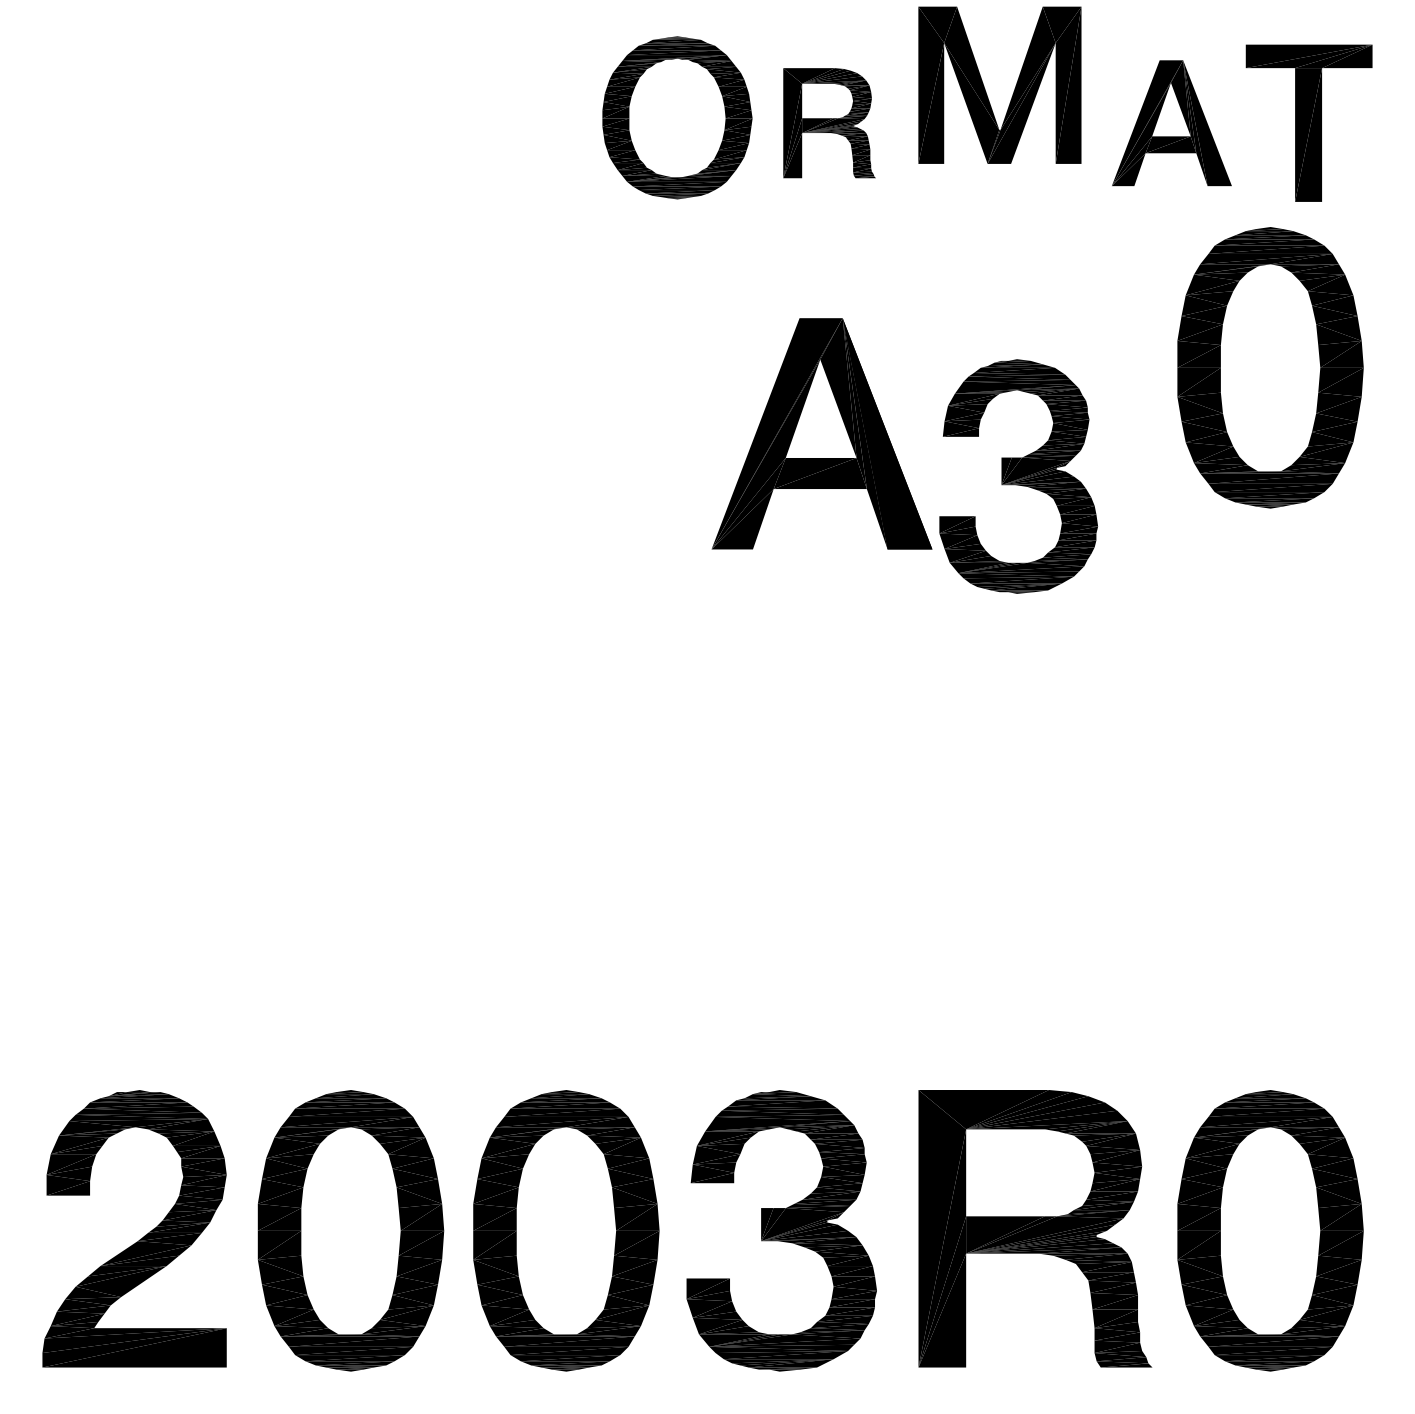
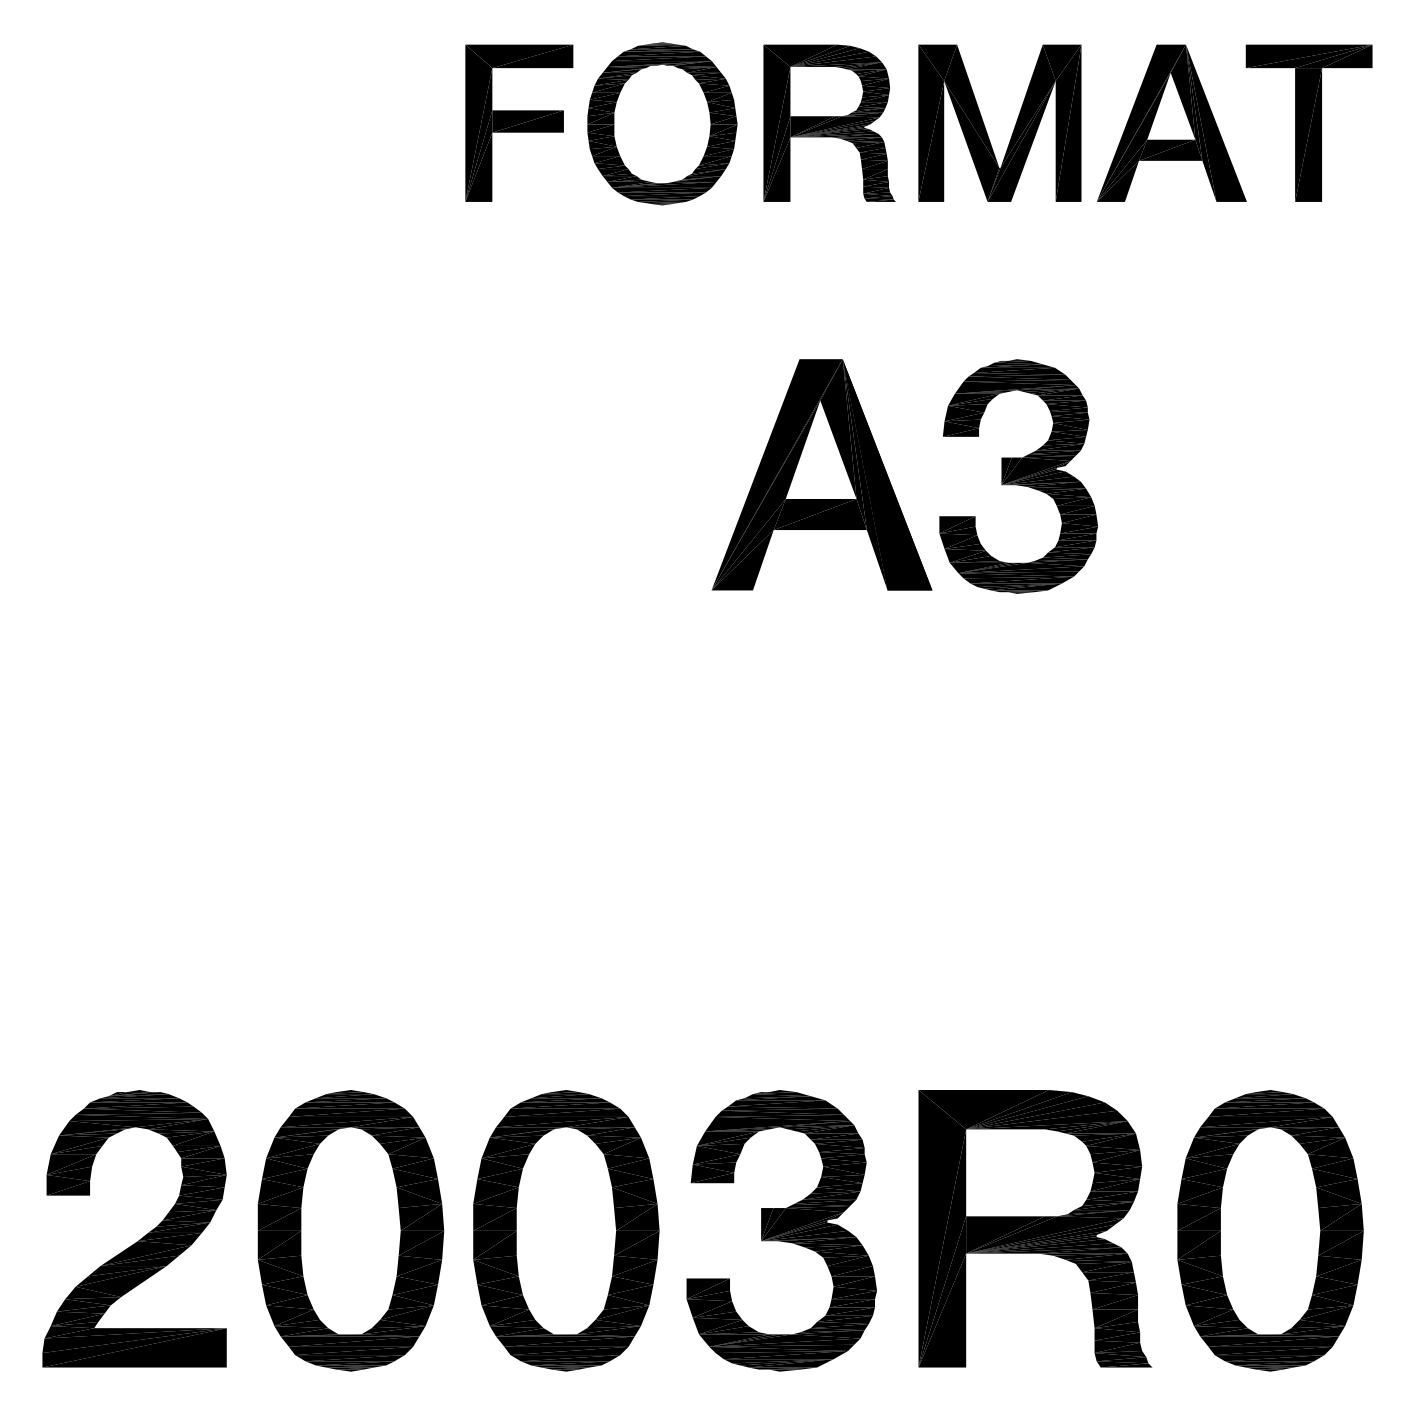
part position: (985, 88) -> (985, 126) (985, 126)
part position: (677, 117) -> (662, 123) (662, 123)
part: none -> present (519, 122)
part size: 93x111 px -> 133x158 px (829, 122)
part size: 120x127 px -> 150x158 px (1171, 122)
part: present -> none (1270, 367)
part position: (821, 433) -> (821, 474) (821, 474)
